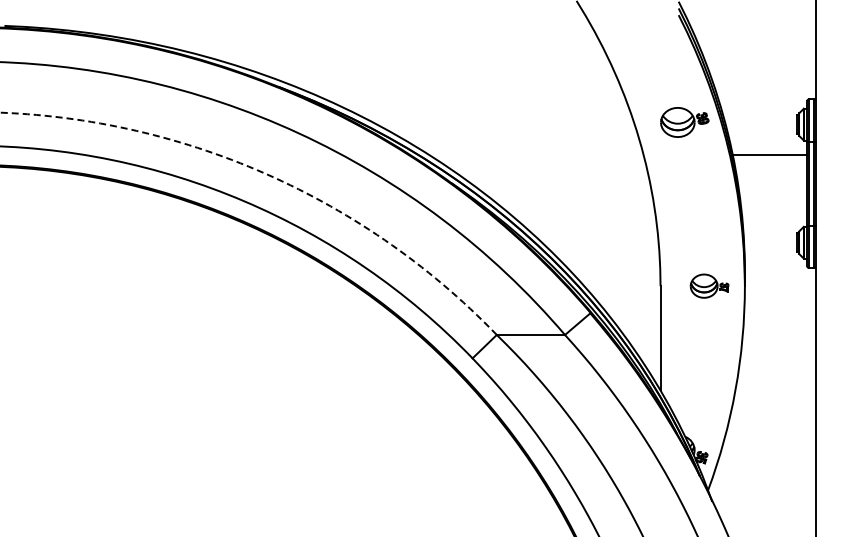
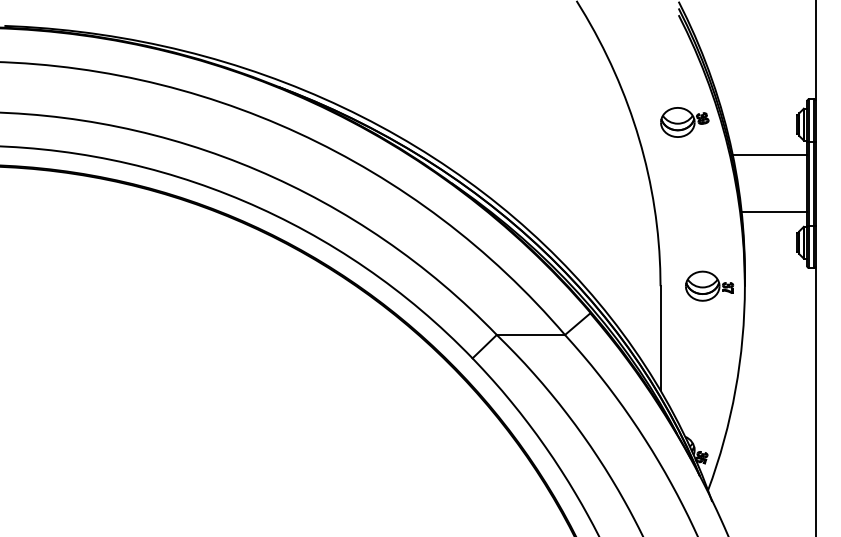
arc: dashed -> solid (269, 175)
line: none -> present (774, 212)
part size: 41x26 px -> 50x32 px (709, 285)
